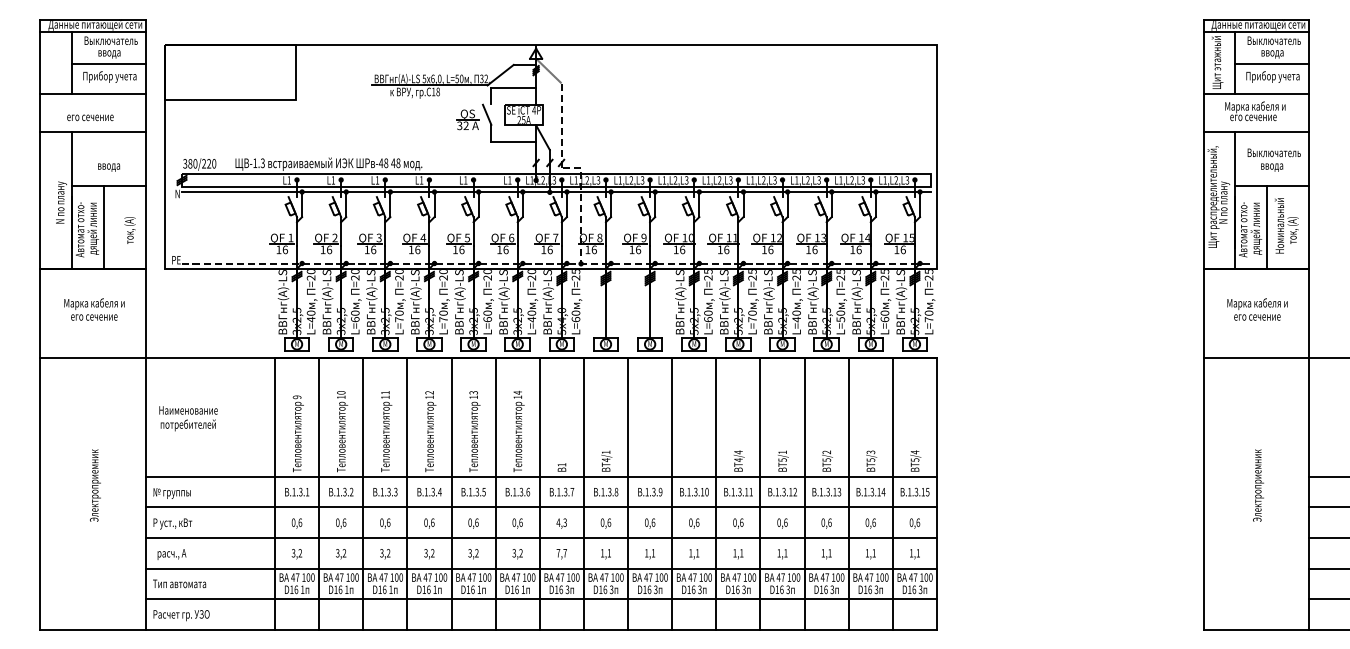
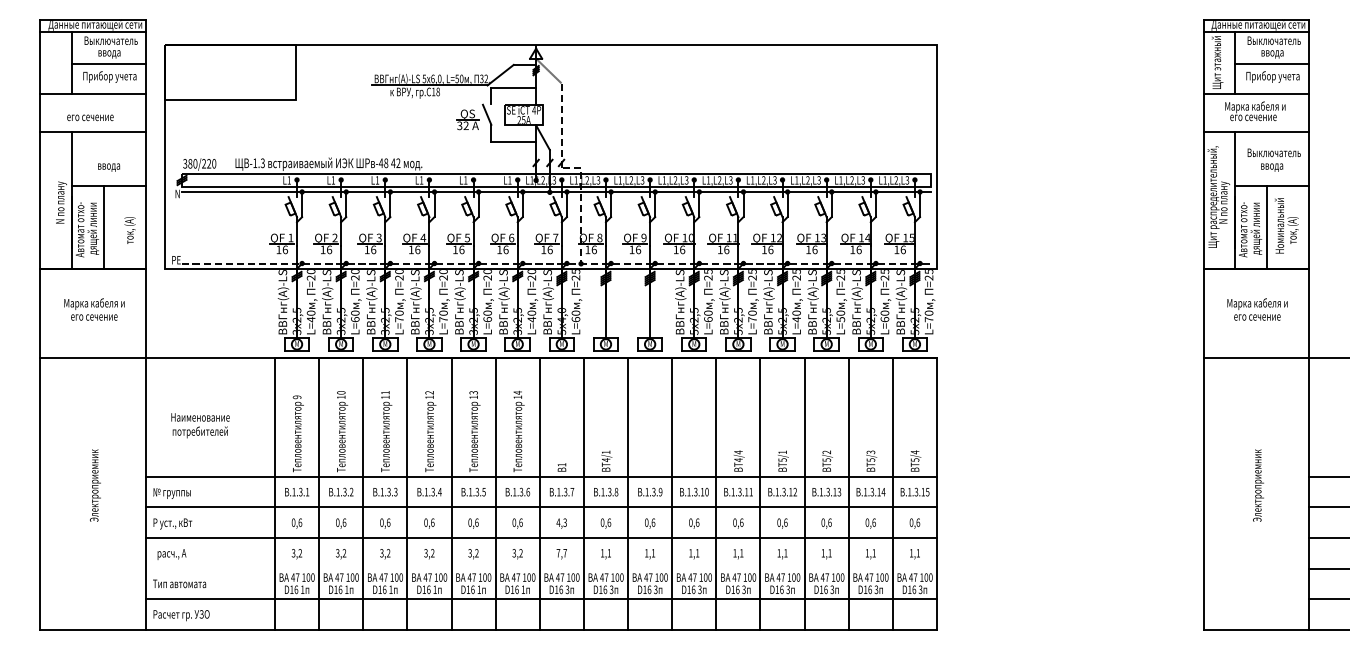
text: 48 -> 42 (398, 163)
text position: (188, 418) -> (200, 425) (200, 425)
line: present -> none (541, 568)
